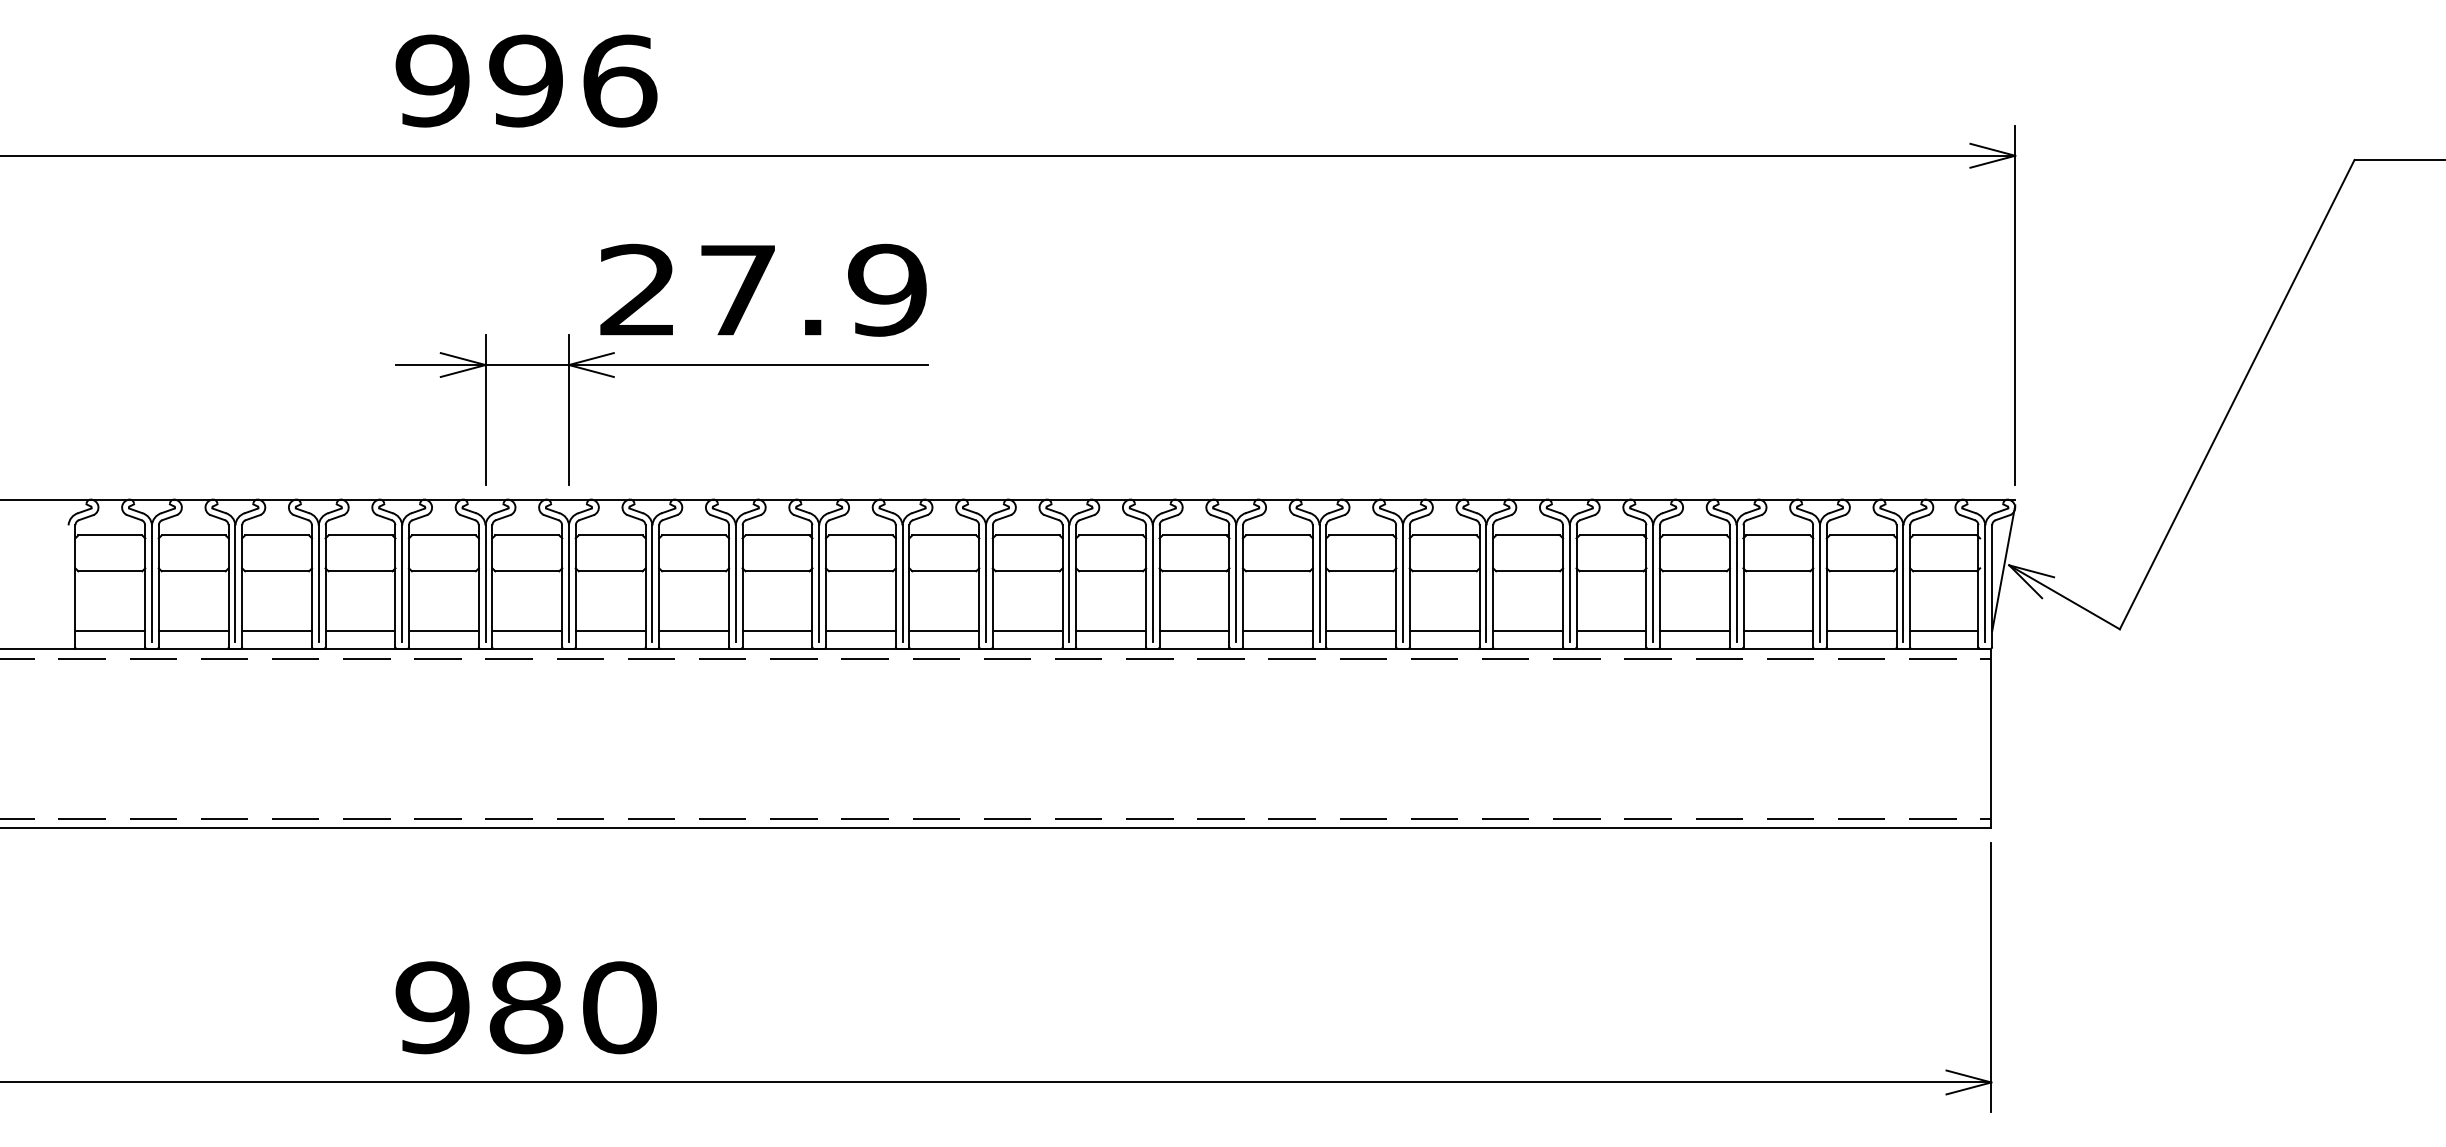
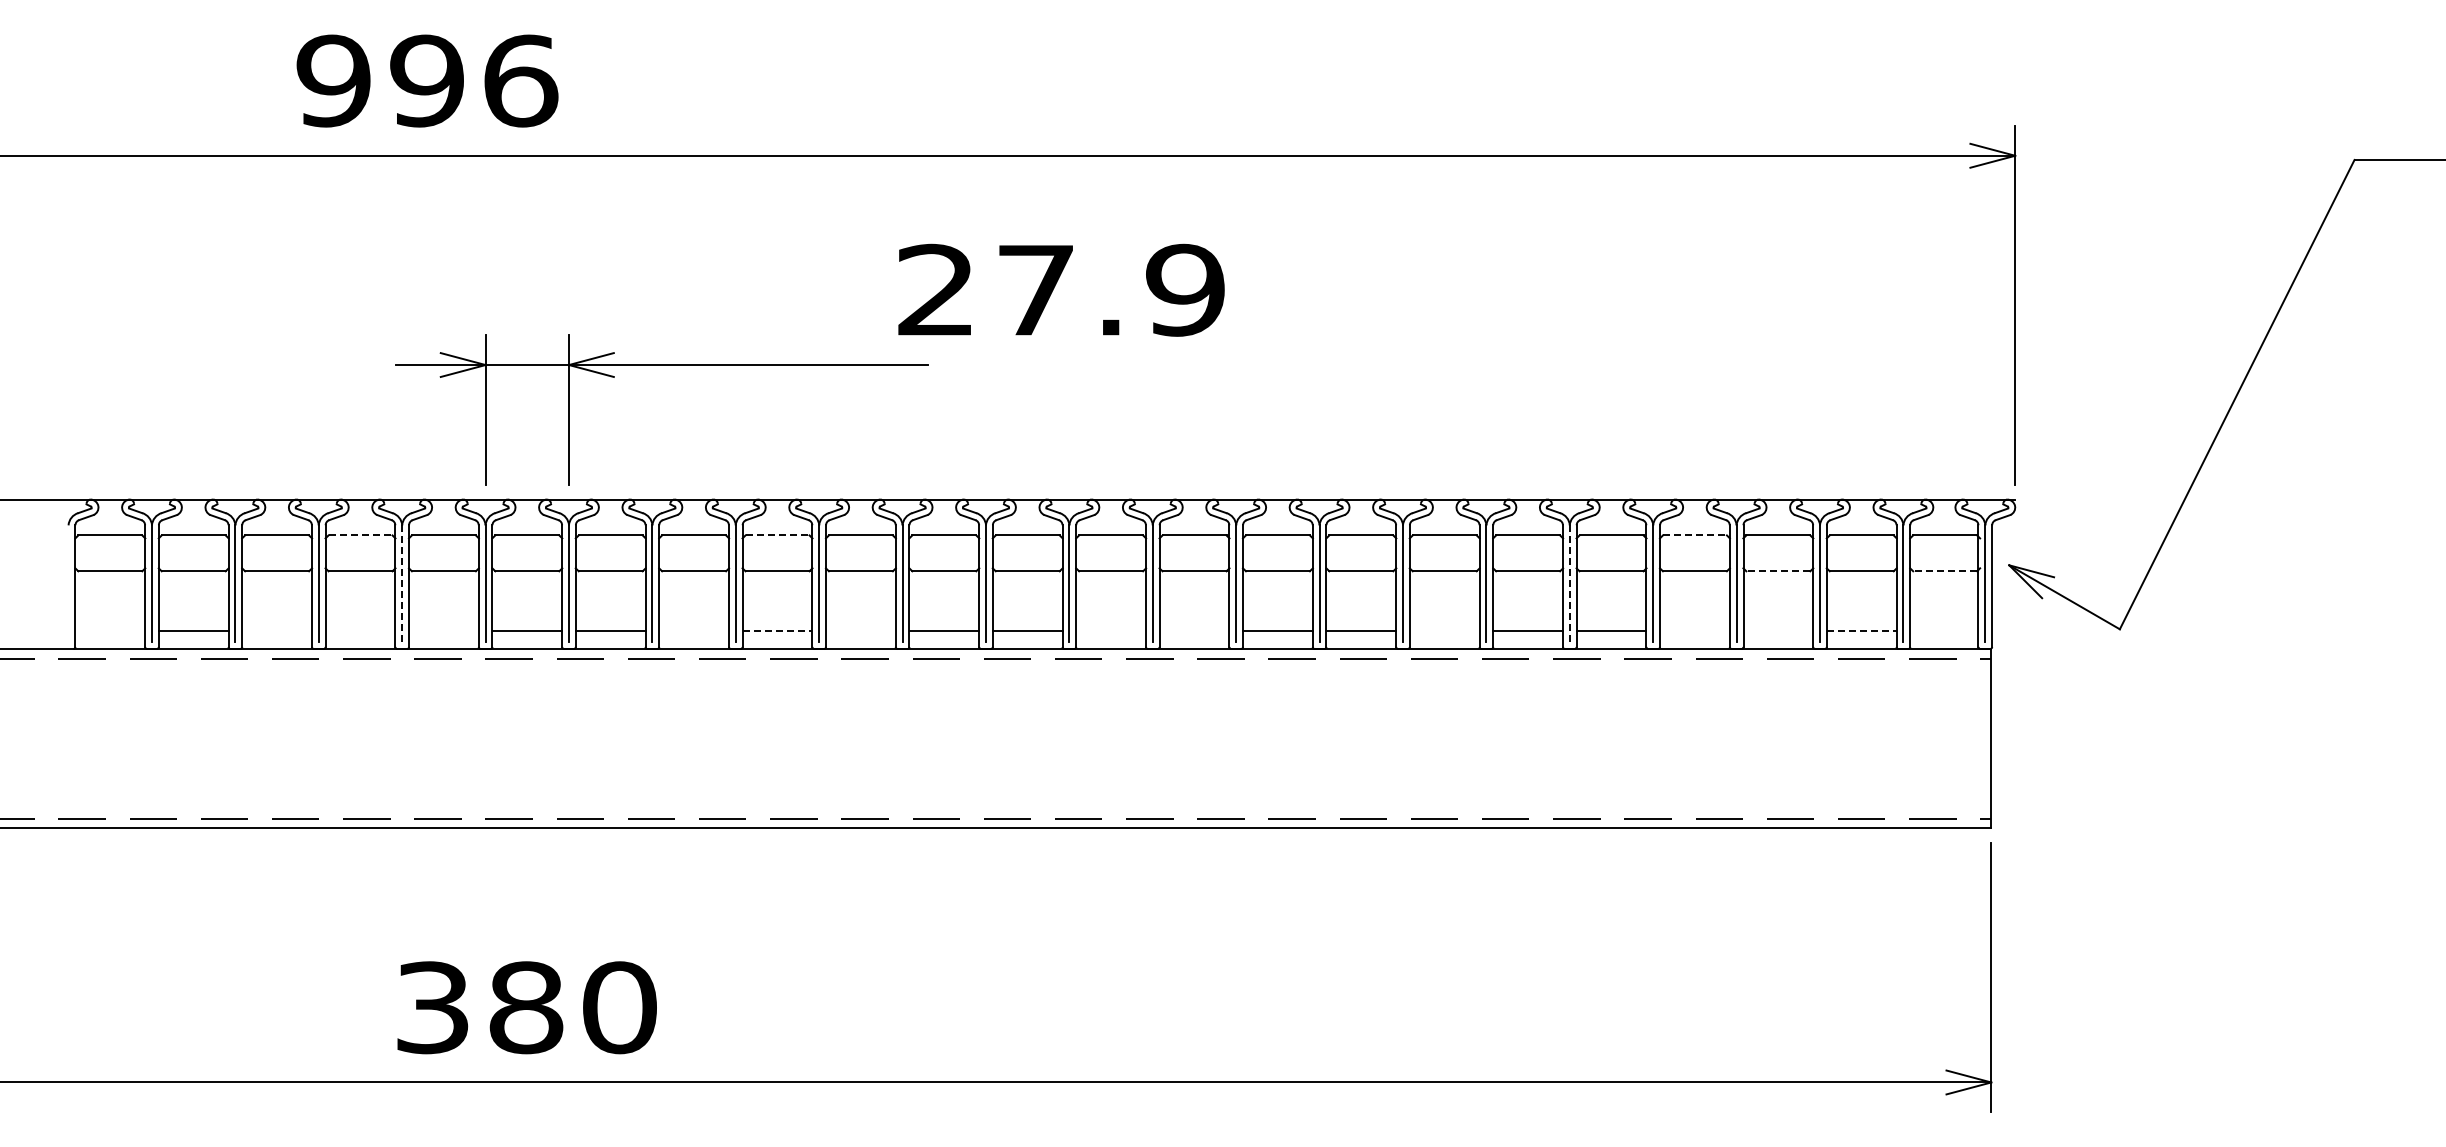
text position: (526, 80) -> (427, 80) (427, 80)
text position: (763, 289) -> (1061, 289) (1061, 289)
line: solid -> dashed (360, 535)
line: solid -> dashed (777, 535)
line: solid -> dashed (1694, 535)
line: present -> none (2003, 568)
line: solid -> dashed (1778, 571)
line: solid -> dashed (1945, 571)
line: solid -> dashed (402, 583)
line: solid -> dashed (1569, 583)
line: present -> none (110, 631)
line: present -> none (276, 631)
line: present -> none (360, 631)
line: present -> none (443, 631)
line: present -> none (693, 631)
line: solid -> dashed (777, 631)
line: present -> none (860, 631)
line: present -> none (1110, 631)
line: present -> none (1194, 631)
line: present -> none (1444, 631)
line: present -> none (1694, 631)
line: present -> none (1778, 631)
line: solid -> dashed (1861, 631)
line: present -> none (1944, 631)
text: 980 -> 380 (432, 1007)
